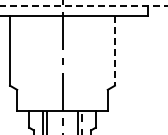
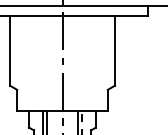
line: dashed -> solid (83, 6)
line: dashed -> solid (114, 50)
